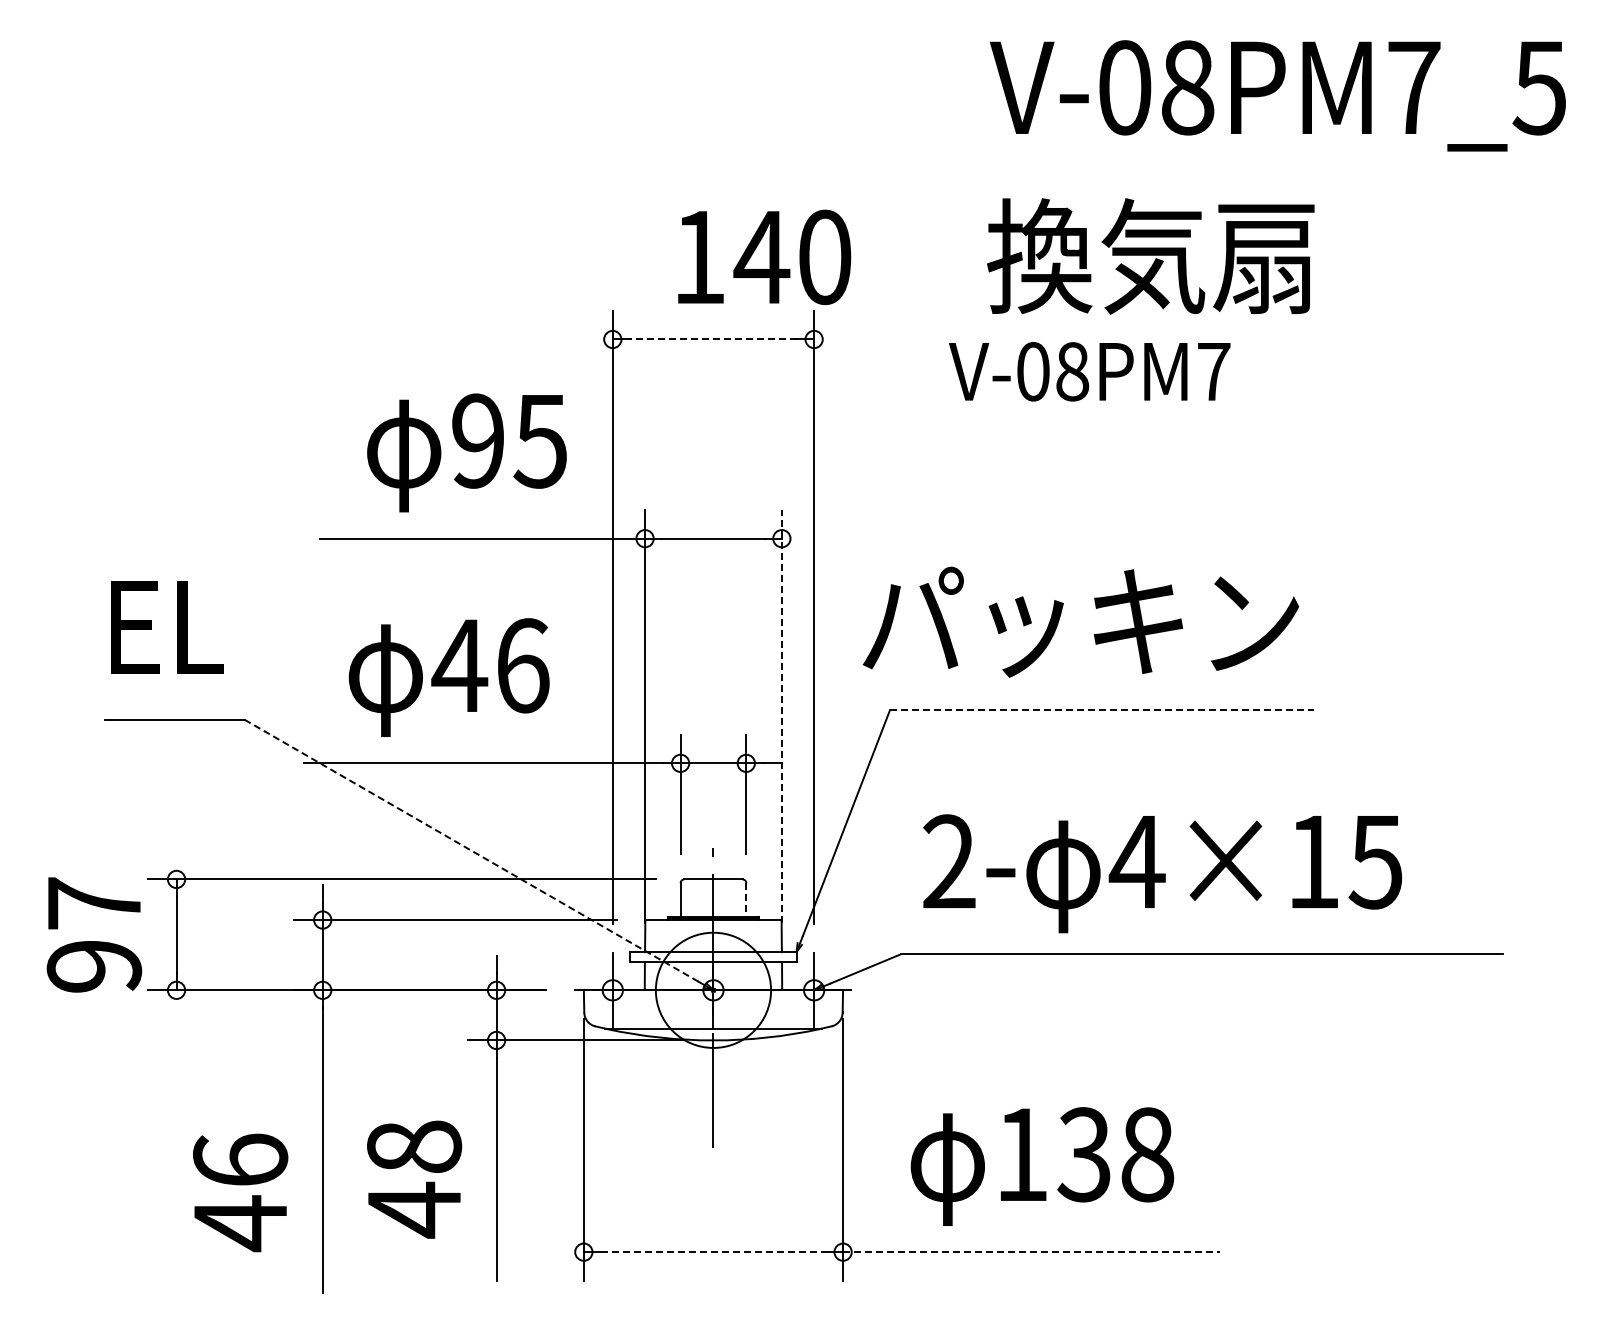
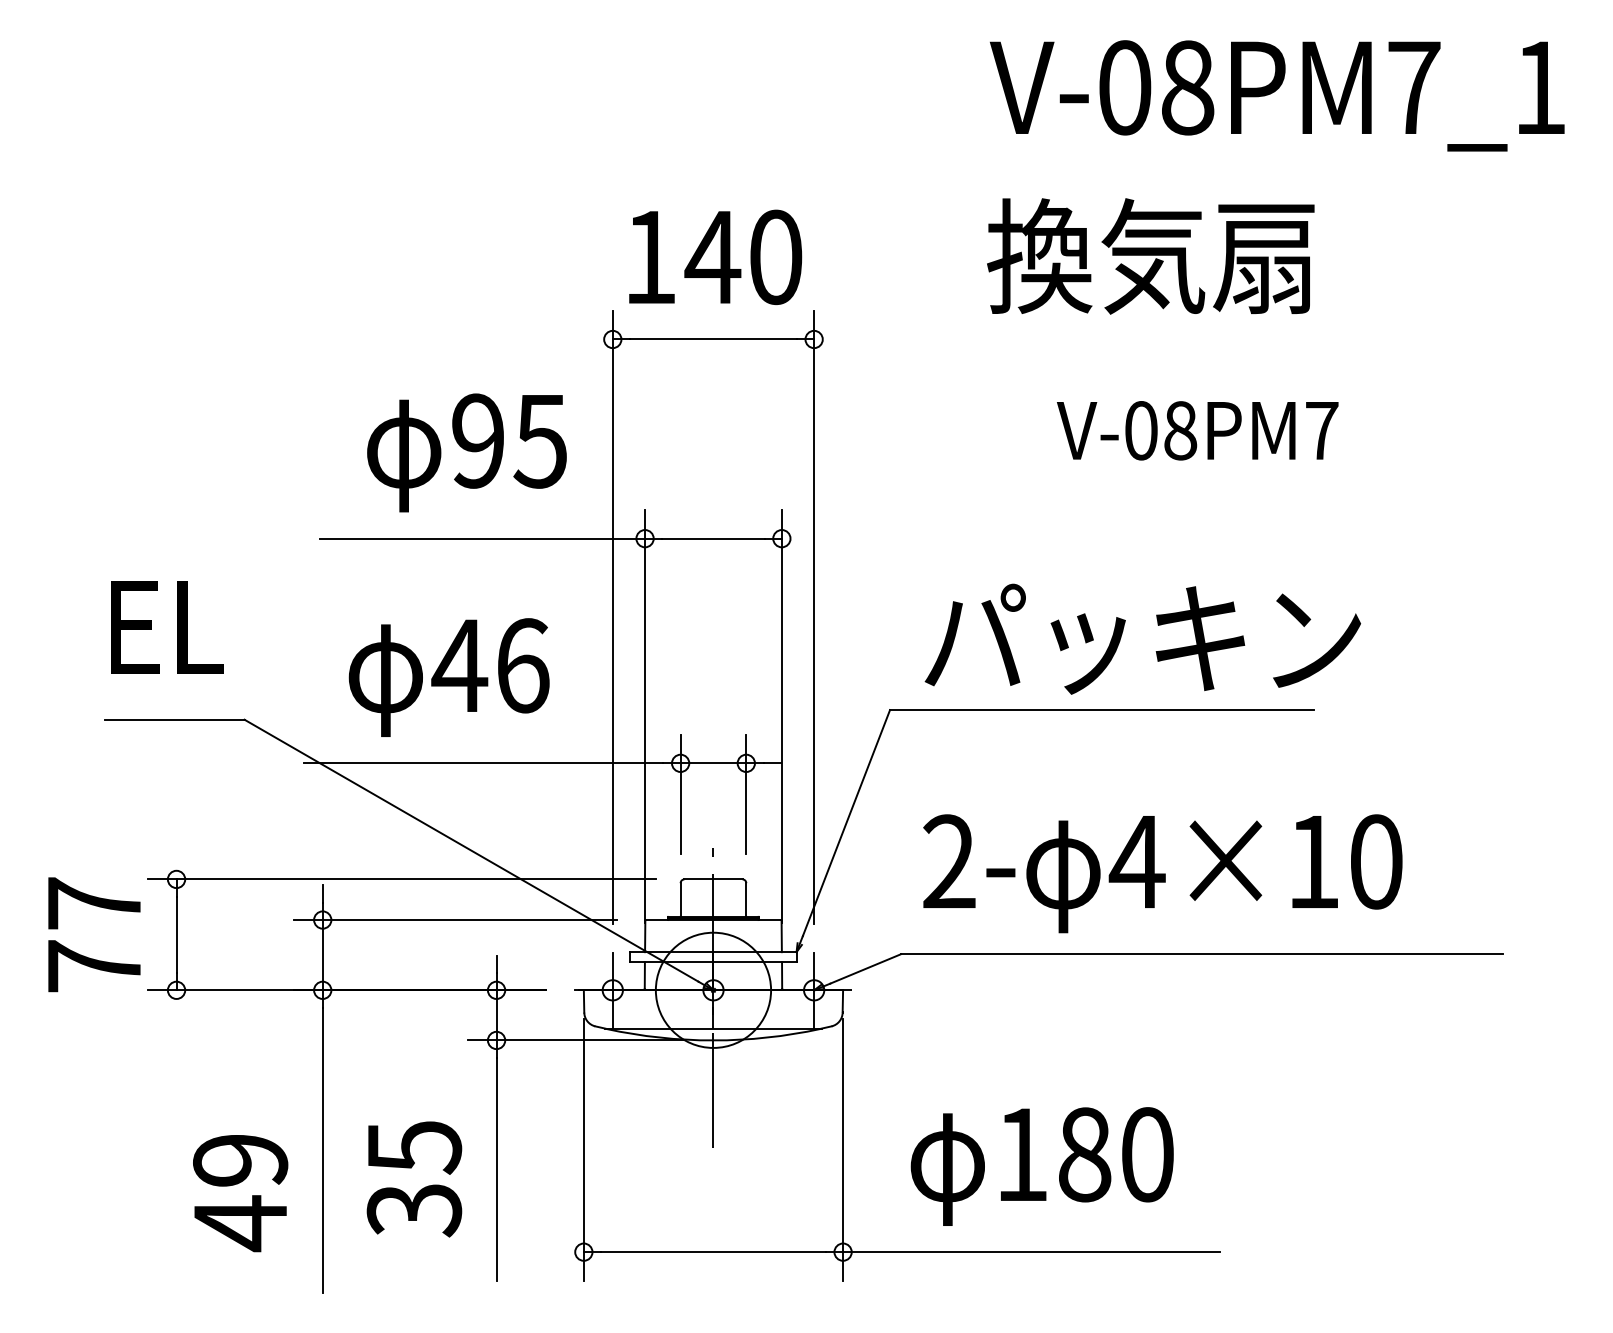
text: V-08PM7_5 -> V-08PM7_1 (1538, 88)
text position: (764, 256) -> (715, 256) (715, 256)
line: dashed -> solid (712, 339)
text position: (1089, 371) -> (1197, 430) (1197, 430)
text position: (1080, 621) -> (1142, 638) (1142, 638)
line: dashed -> solid (1101, 710)
line: dashed -> solid (781, 716)
line: dashed -> solid (471, 850)
text: 4×15 -> 4×10 (1375, 861)
line: dashed -> solid (746, 900)
text: 97 -> 77 (94, 966)
text: 138 -> 180 (1115, 1154)
text: 46 -> 49 (240, 1159)
text: 48 -> 35 (414, 1179)
line: dashed -> solid (713, 1252)
line: dashed -> solid (1031, 1252)
